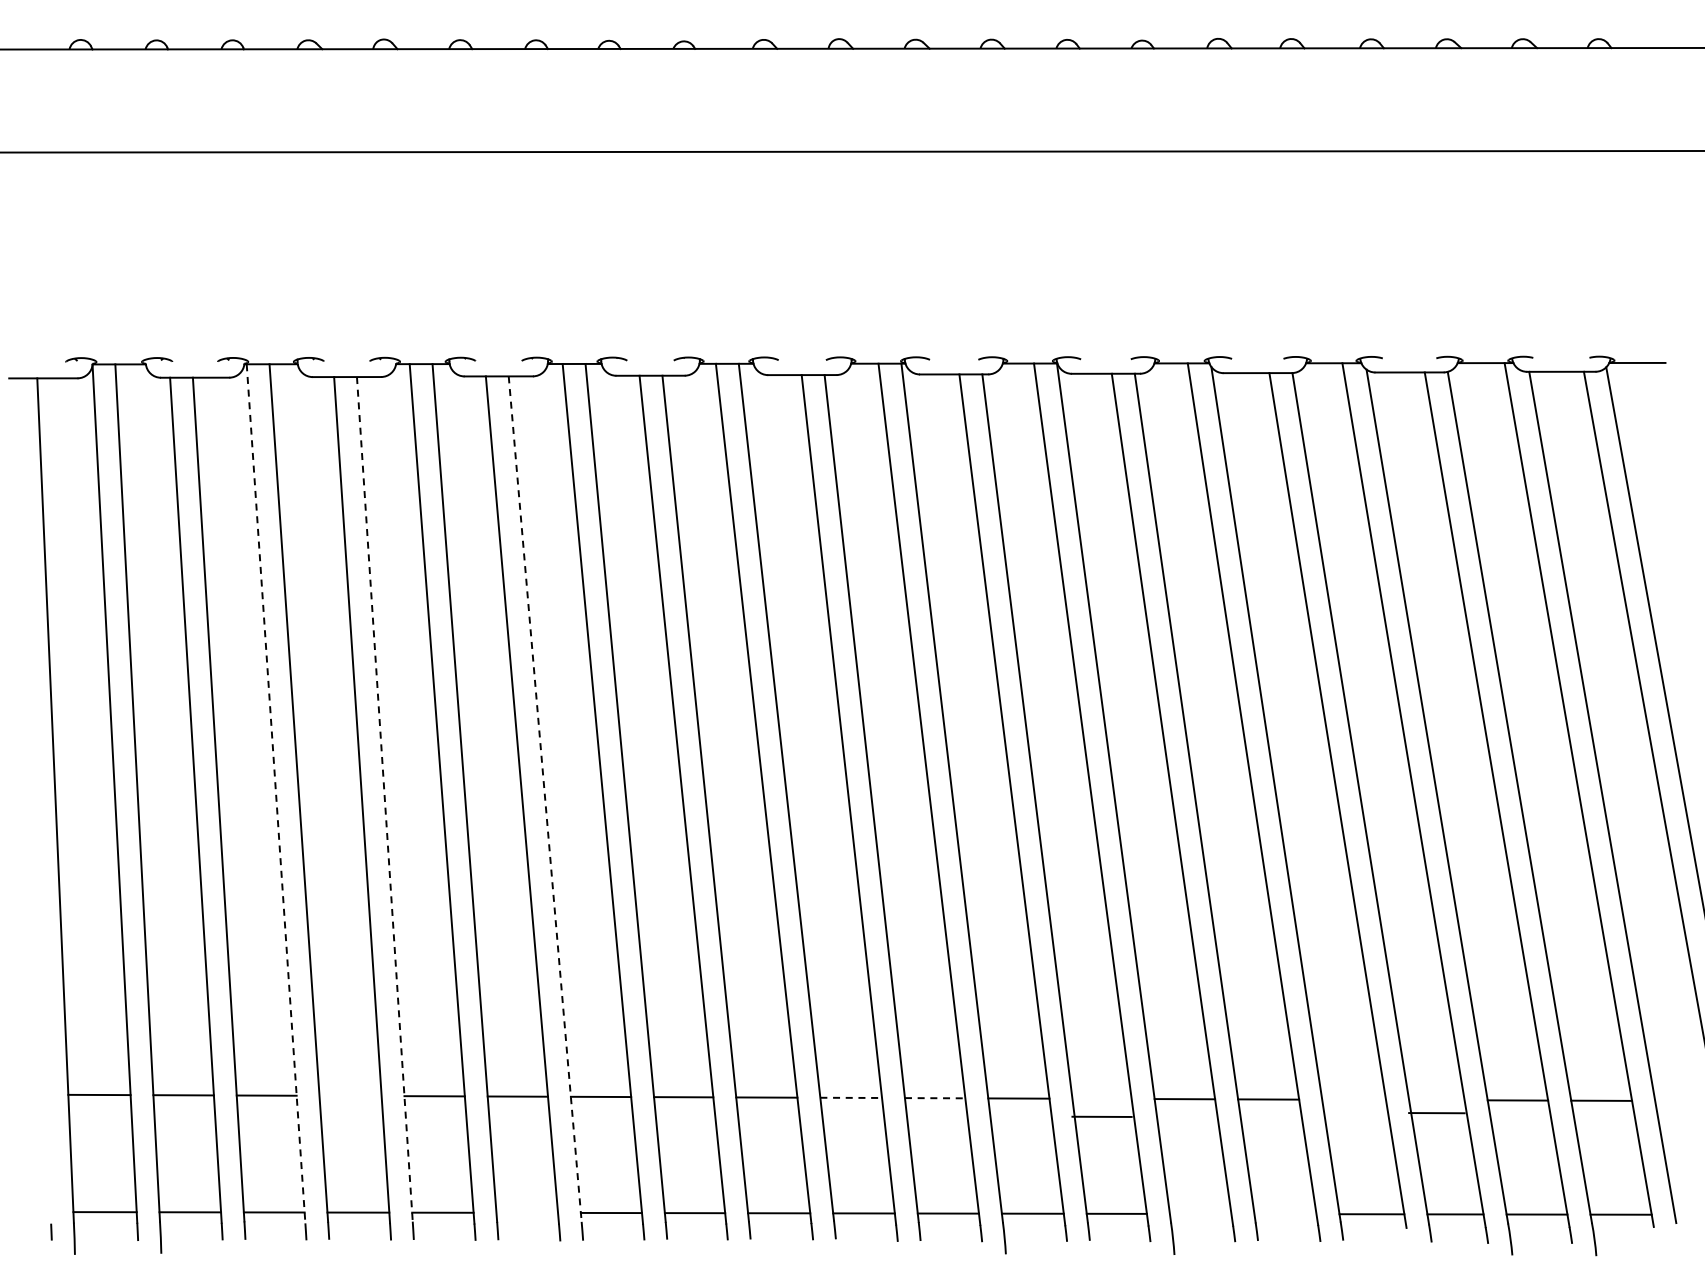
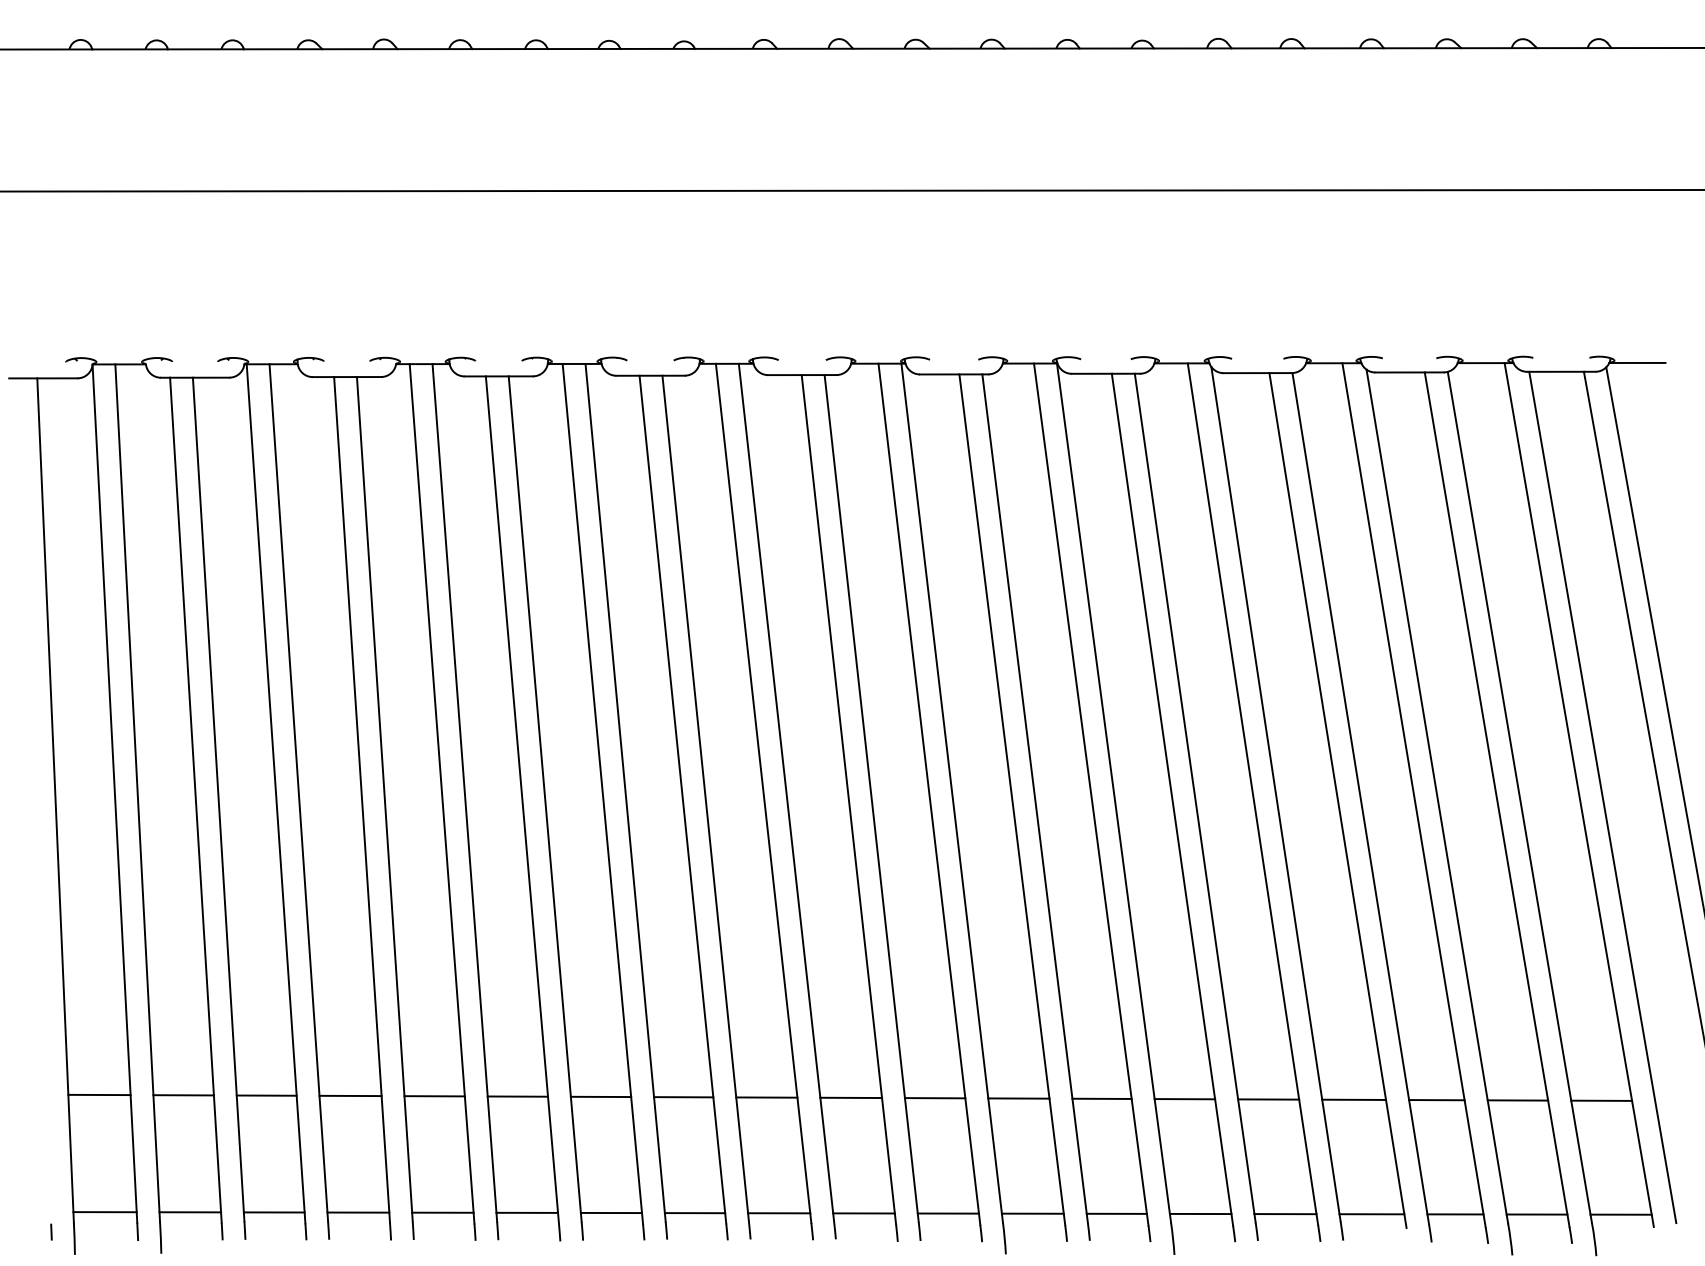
line position: (851, 151) -> (851, 190) (851, 190)
line: dashed -> solid (276, 793)
line: dashed -> solid (384, 799)
line: dashed -> solid (545, 799)
line: none -> present (350, 1095)
line: dashed -> solid (851, 1097)
line: dashed -> solid (935, 1098)
line: none -> present (1354, 1099)
line position: (1436, 1113) -> (1436, 1100) (1436, 1100)
line position: (1101, 1116) -> (1101, 1098) (1101, 1098)
line: none -> present (527, 1212)
line: none -> present (1200, 1213)
line: none -> present (1285, 1214)
